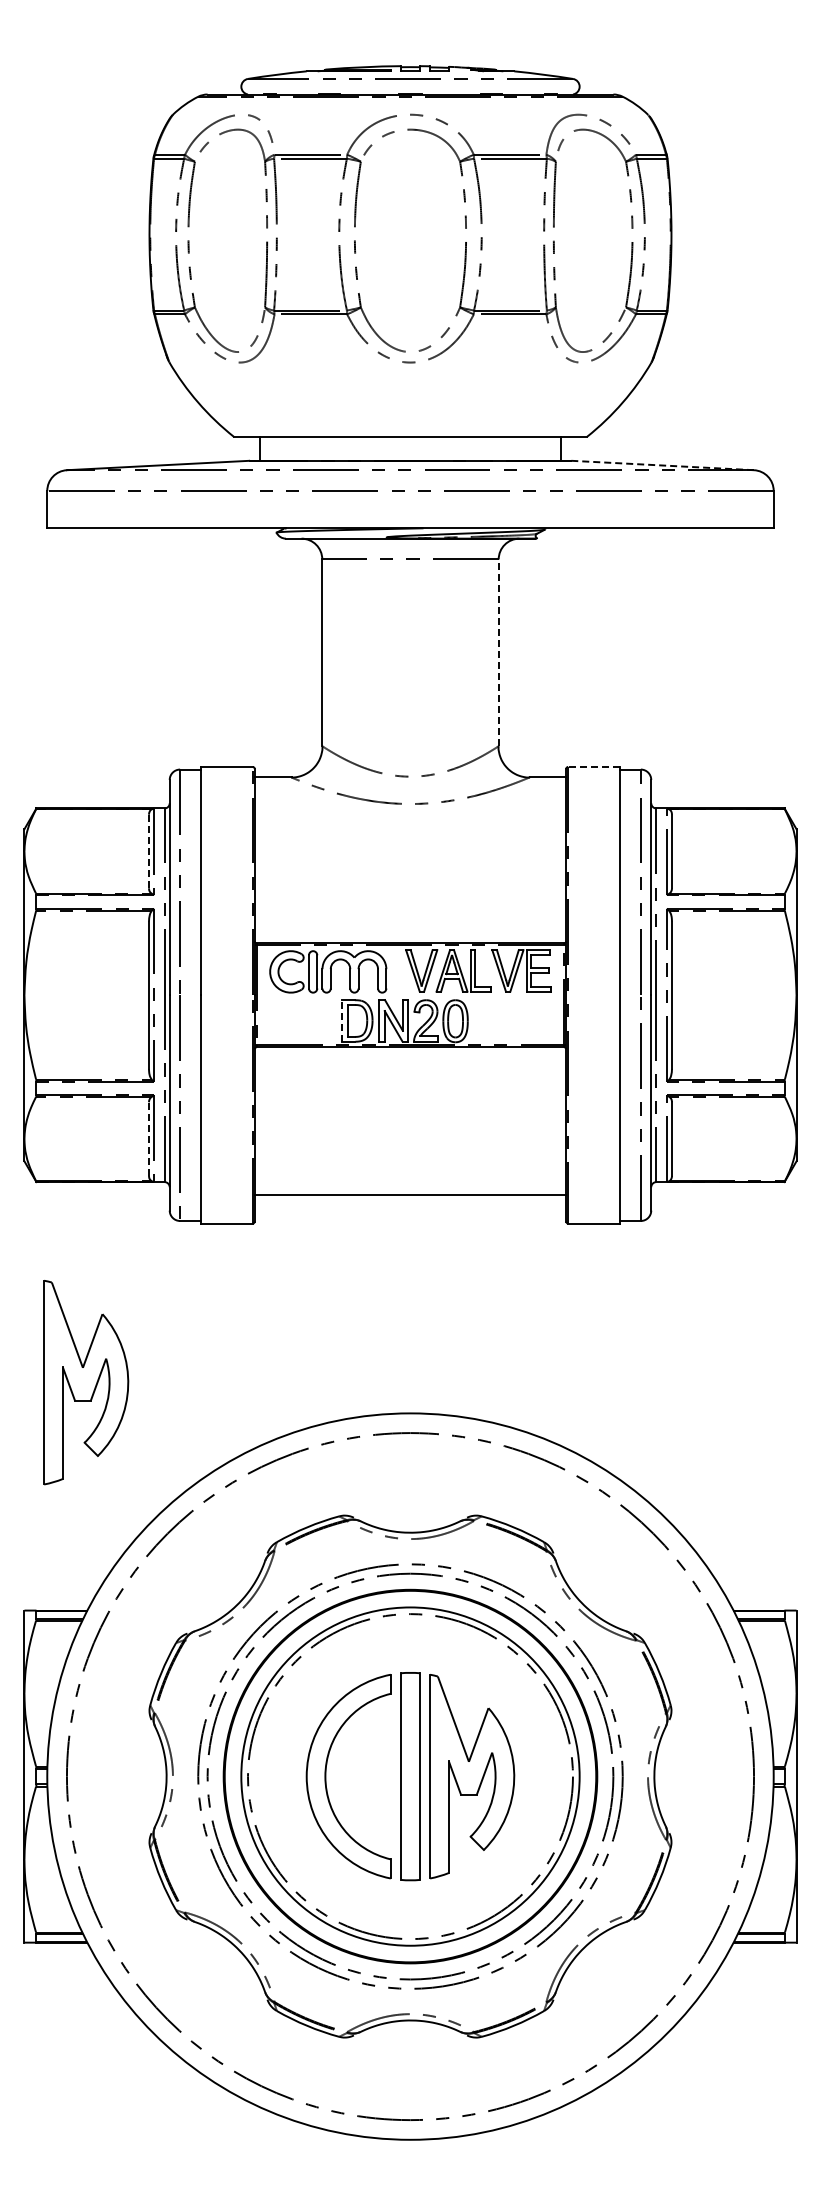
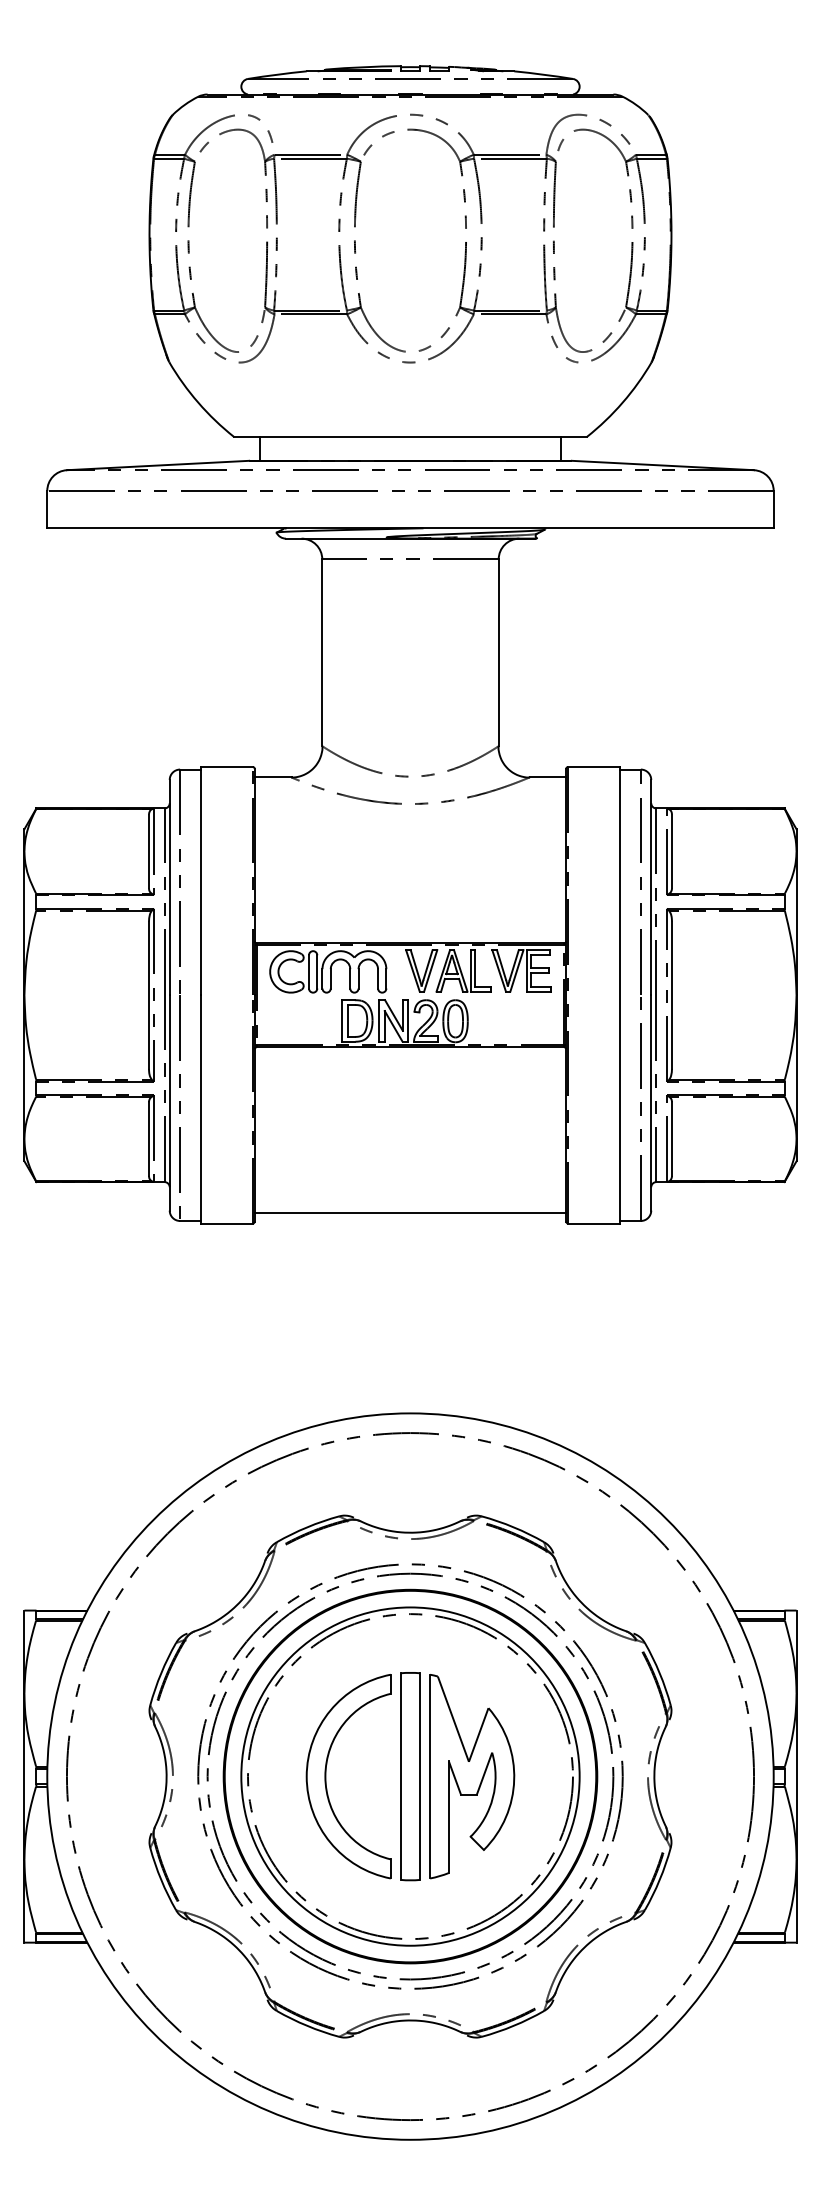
line: dashed -> solid (662, 465)
line: dashed -> solid (498, 652)
line: dashed -> solid (594, 766)
line: dashed -> solid (148, 851)
line: dashed -> solid (342, 1020)
line: dashed -> solid (148, 1139)
line position: (410, 1195) -> (410, 1213) (410, 1213)
part: present -> none (86, 1382)
